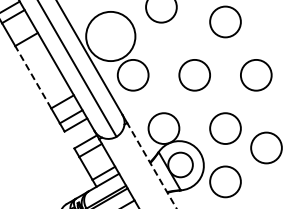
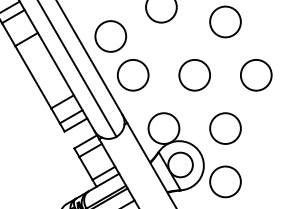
circle diameter: 49 px -> 31 px (110, 36)
line: dashed -> solid (33, 77)
circle: present -> none (266, 147)
line: dashed -> solid (151, 165)
